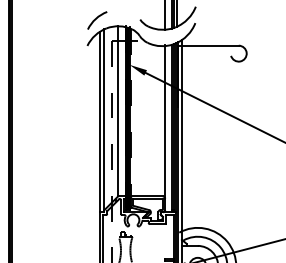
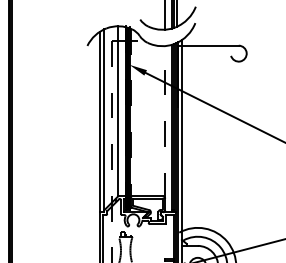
arc: present -> none (96, 19)
line: solid -> dashed (165, 122)
